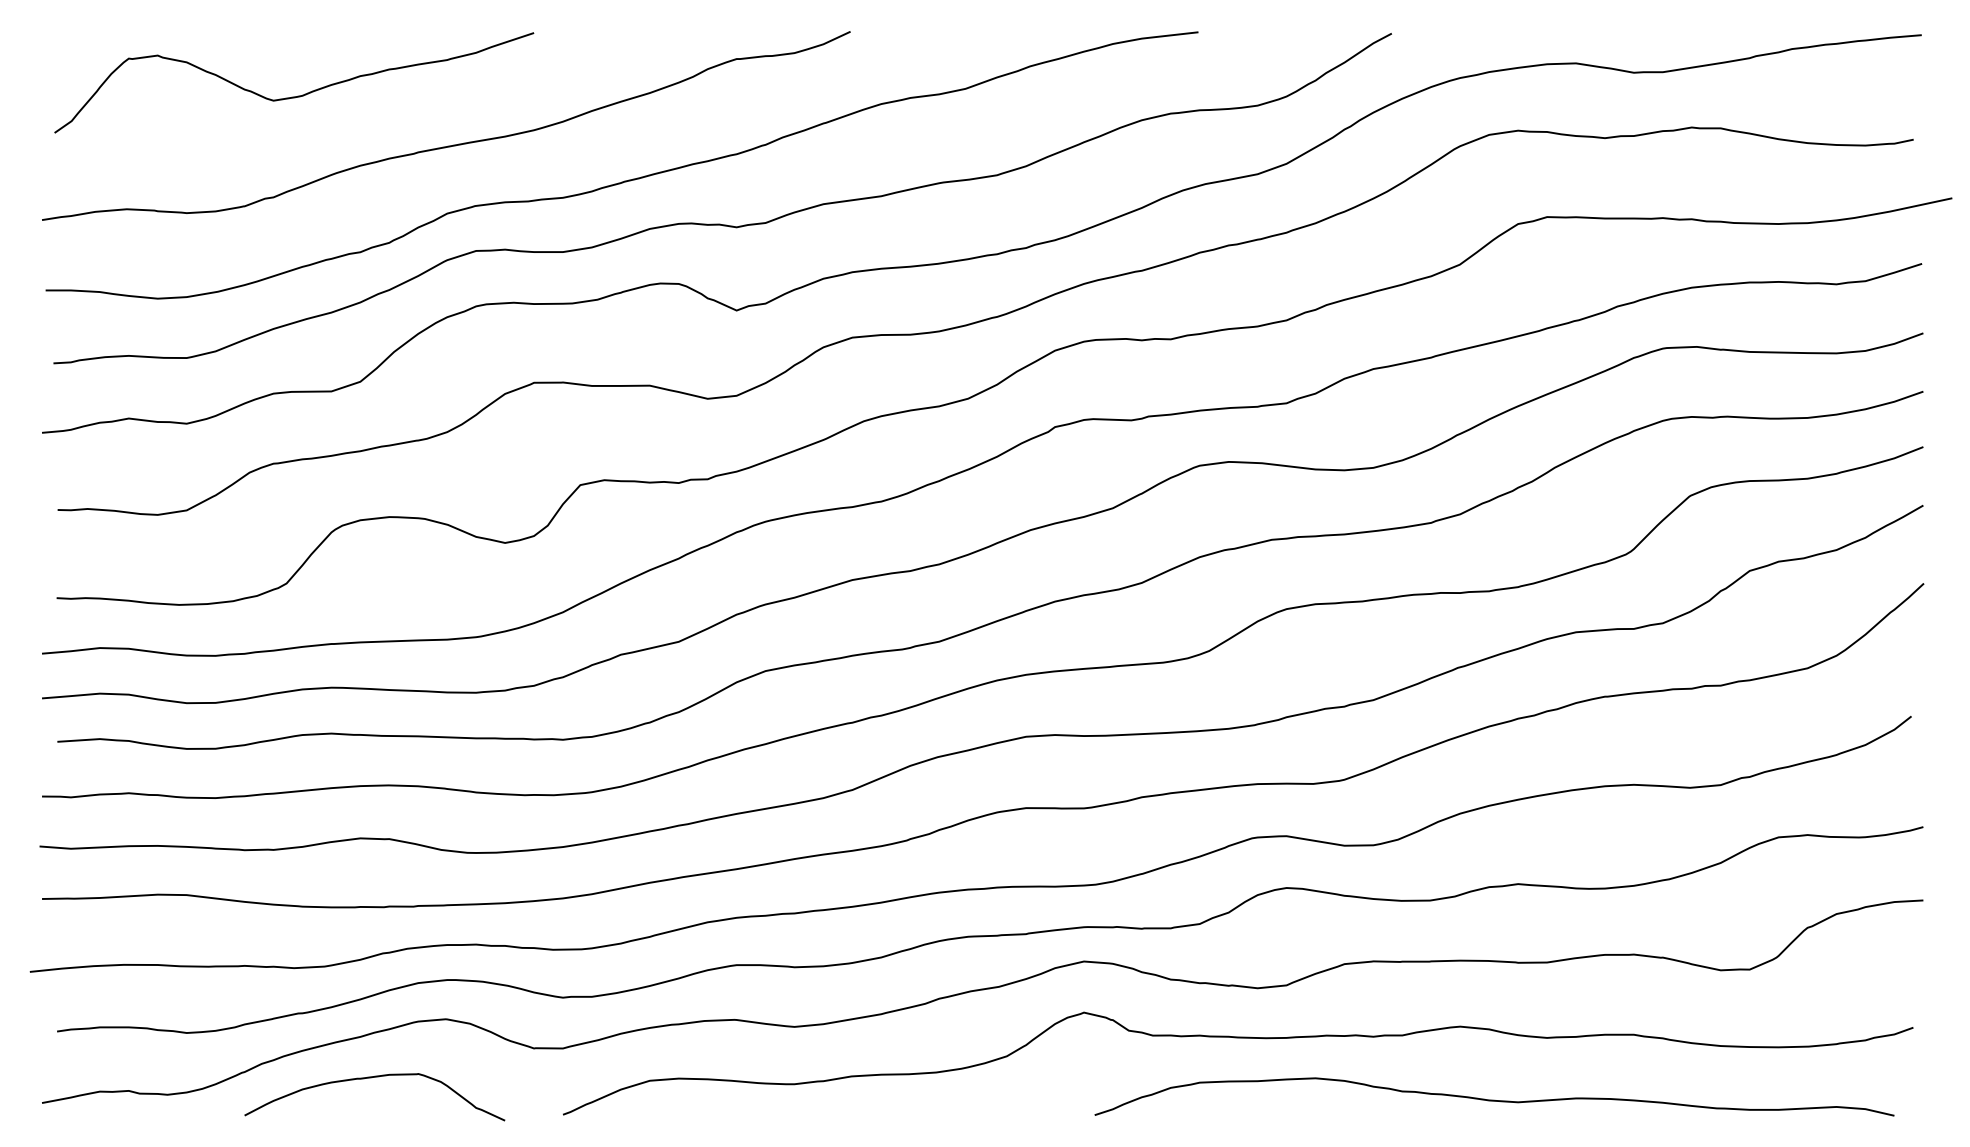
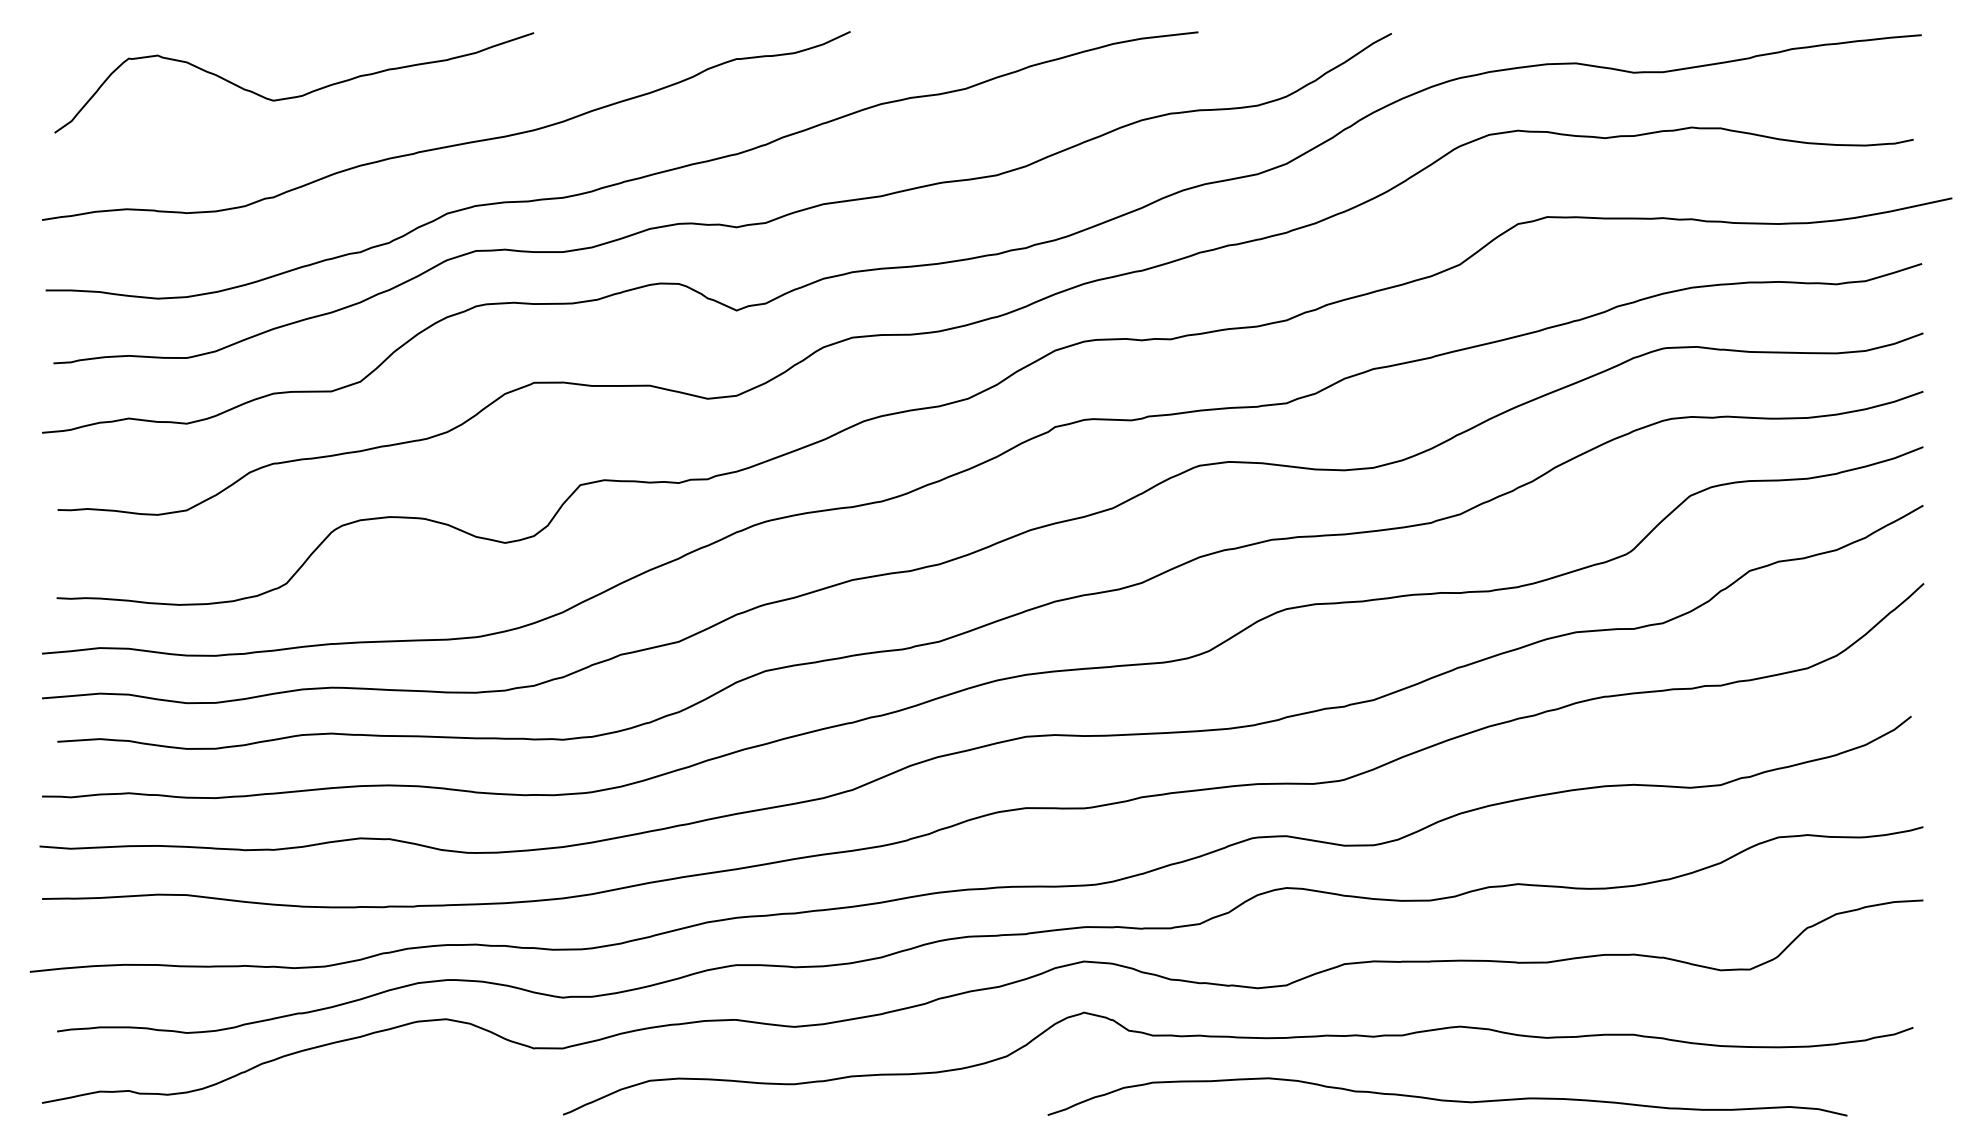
curve: present -> none (371, 1078)
curve position: (1494, 1099) -> (1447, 1099) (1447, 1099)
